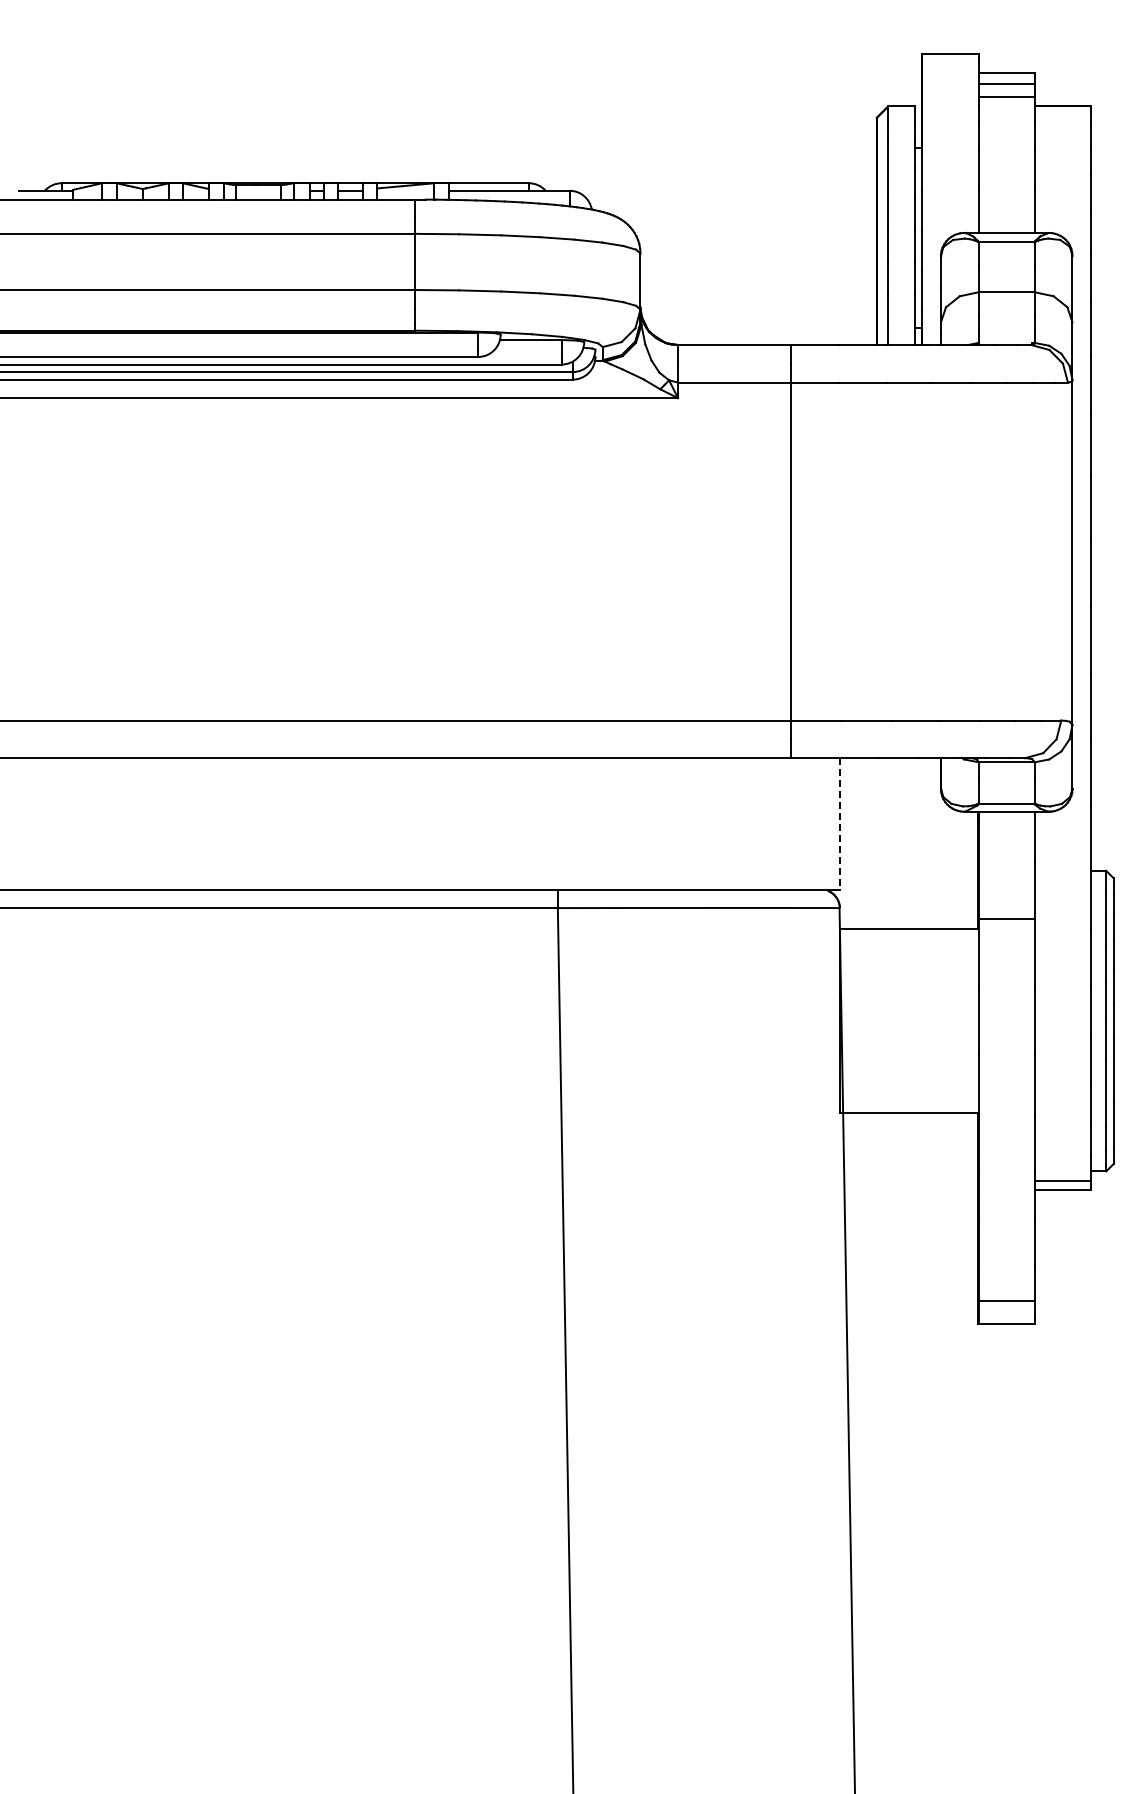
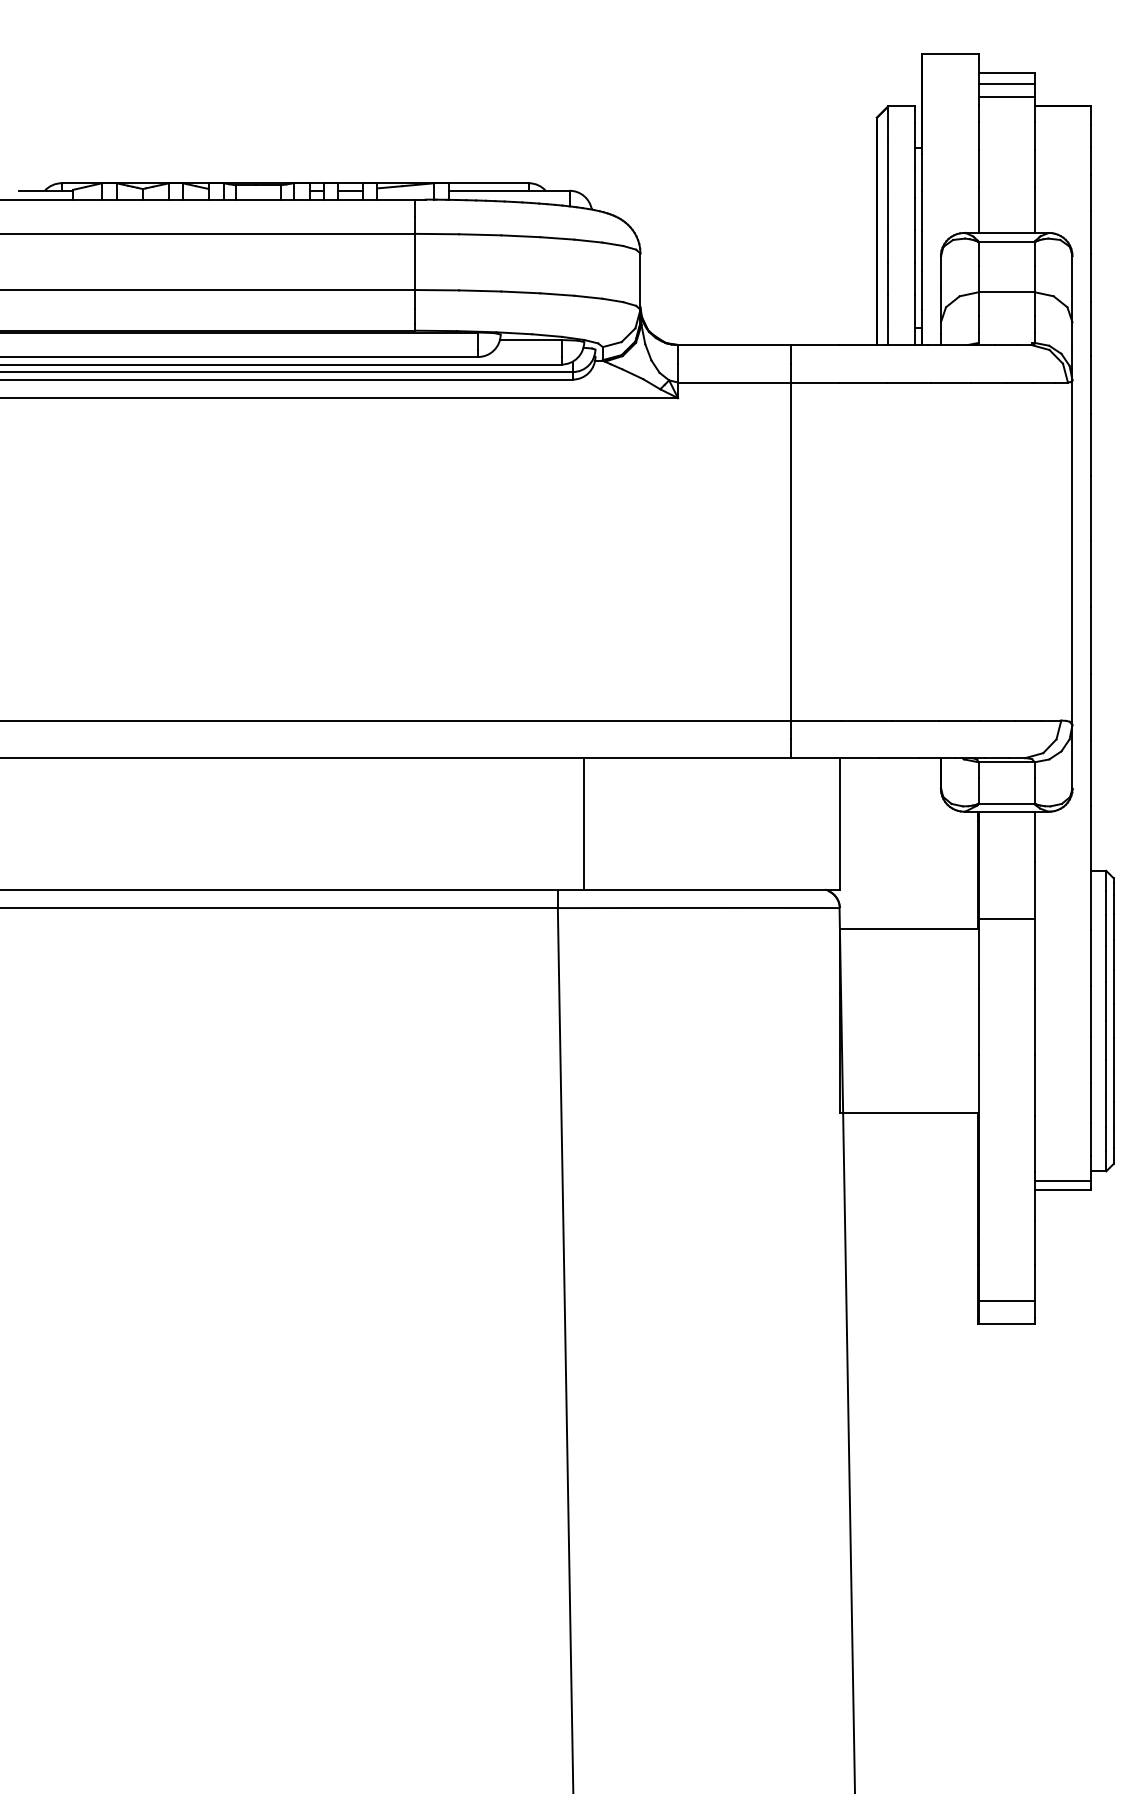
line: none -> present (584, 823)
line: dashed -> solid (839, 823)
